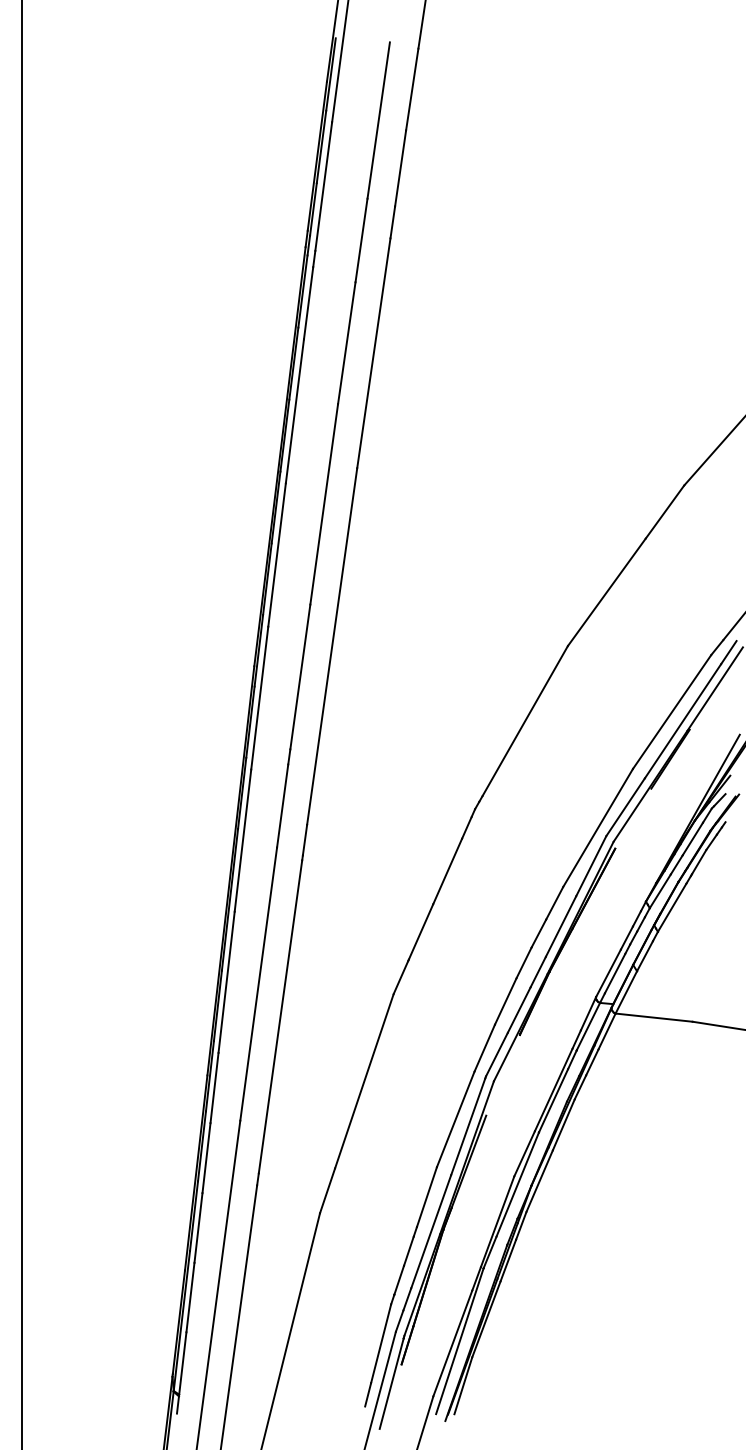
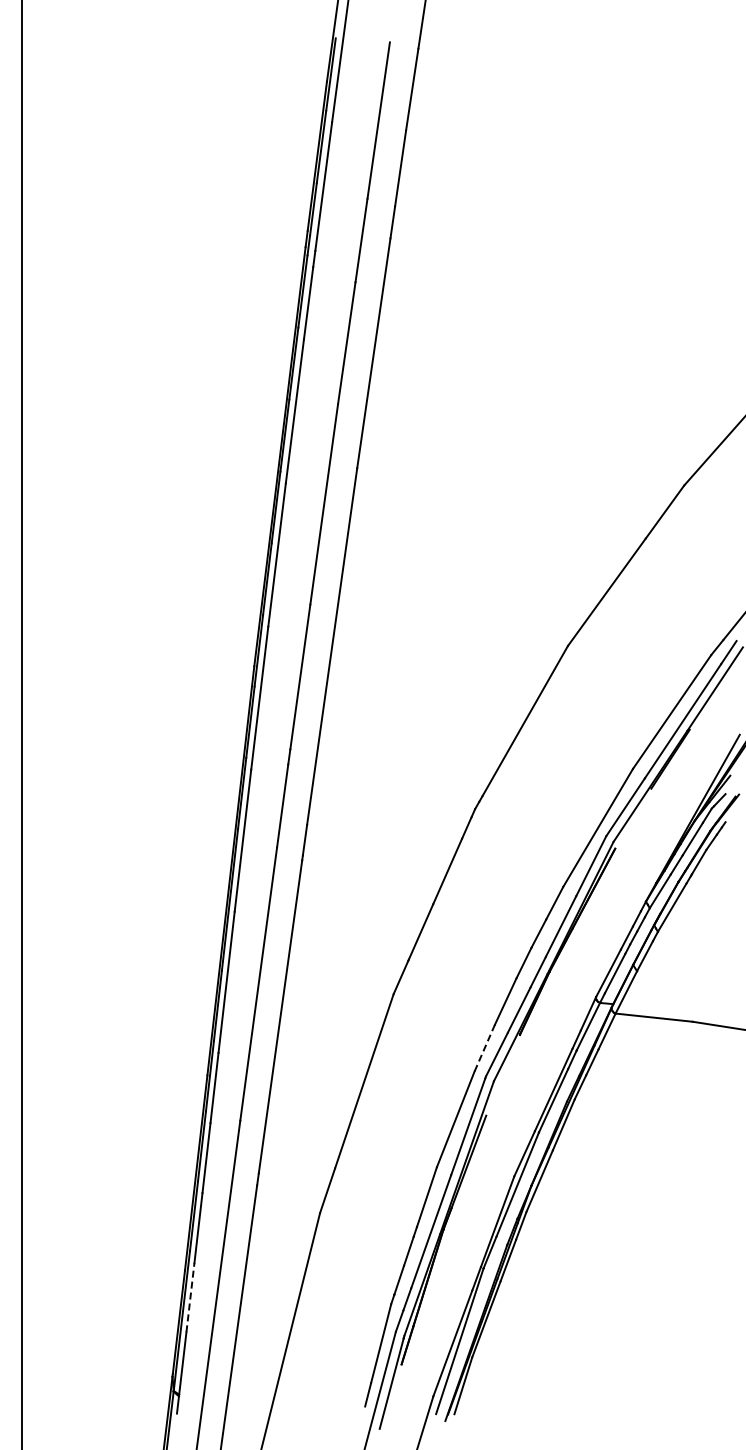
line: solid -> dashed (484, 1048)
line: solid -> dashed (190, 1297)
